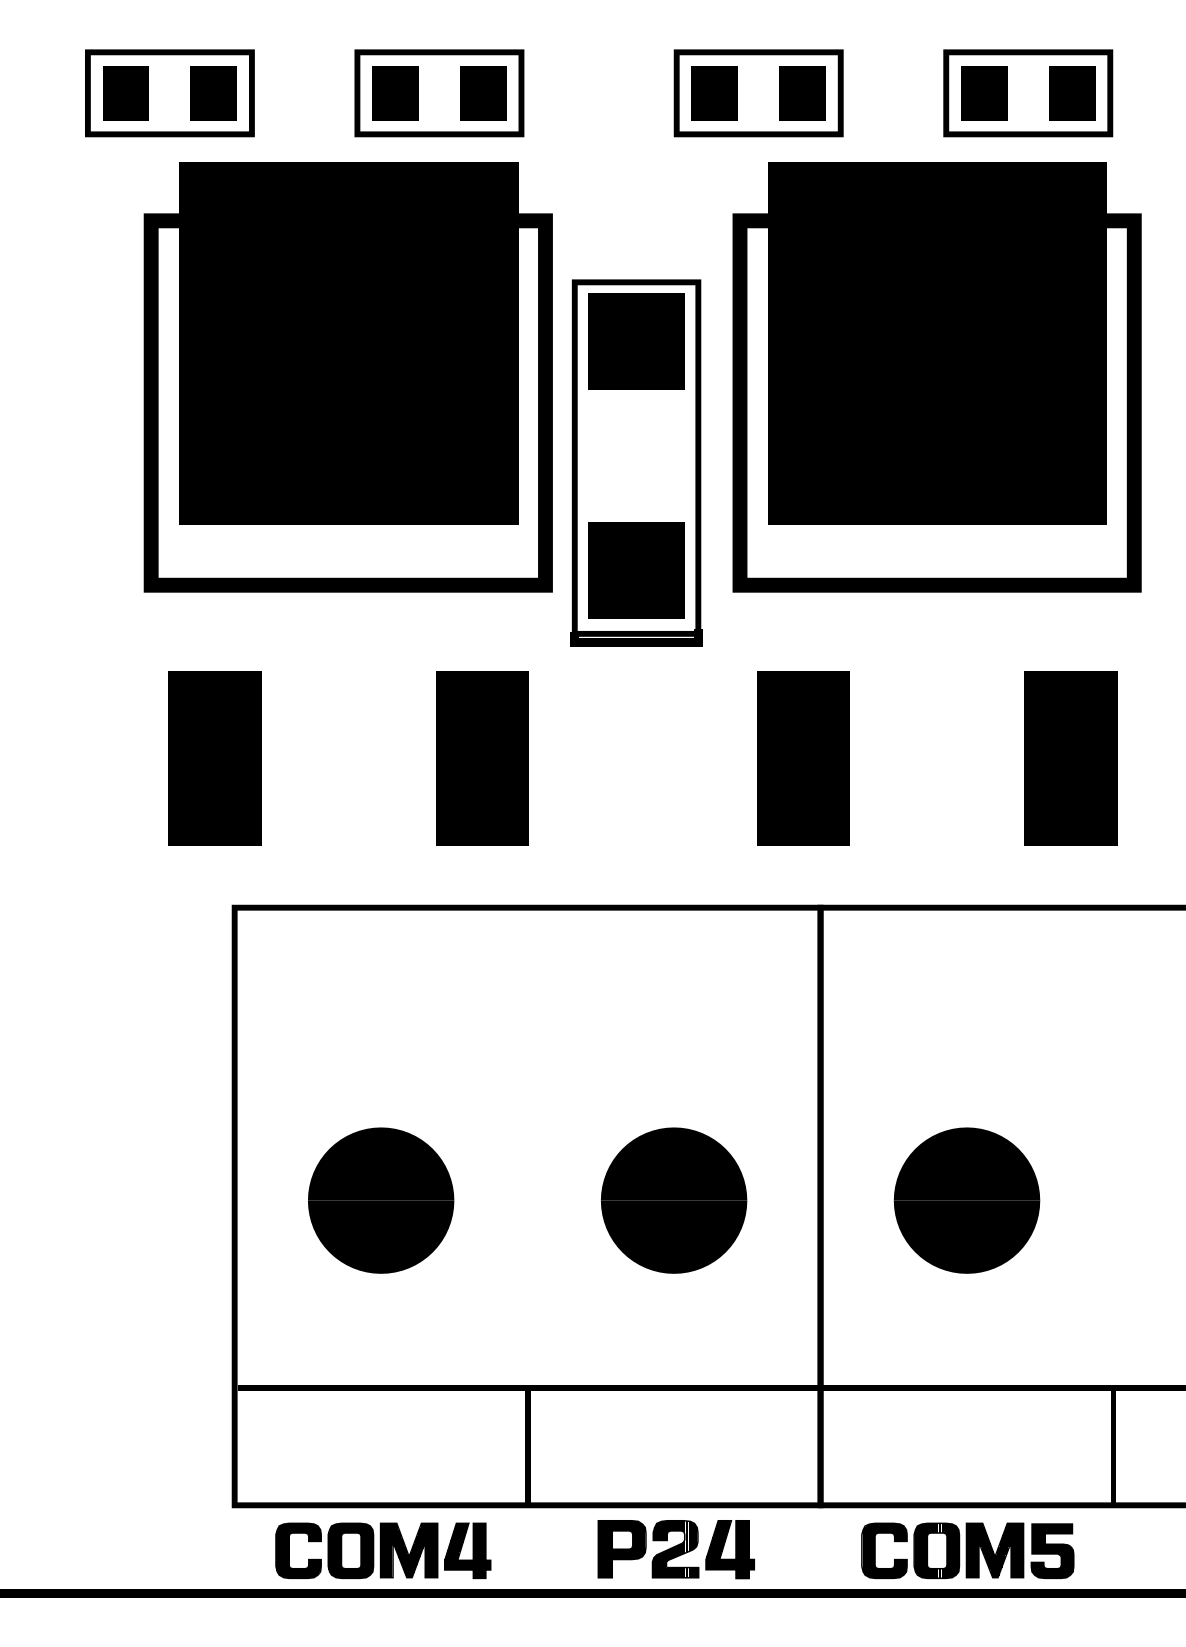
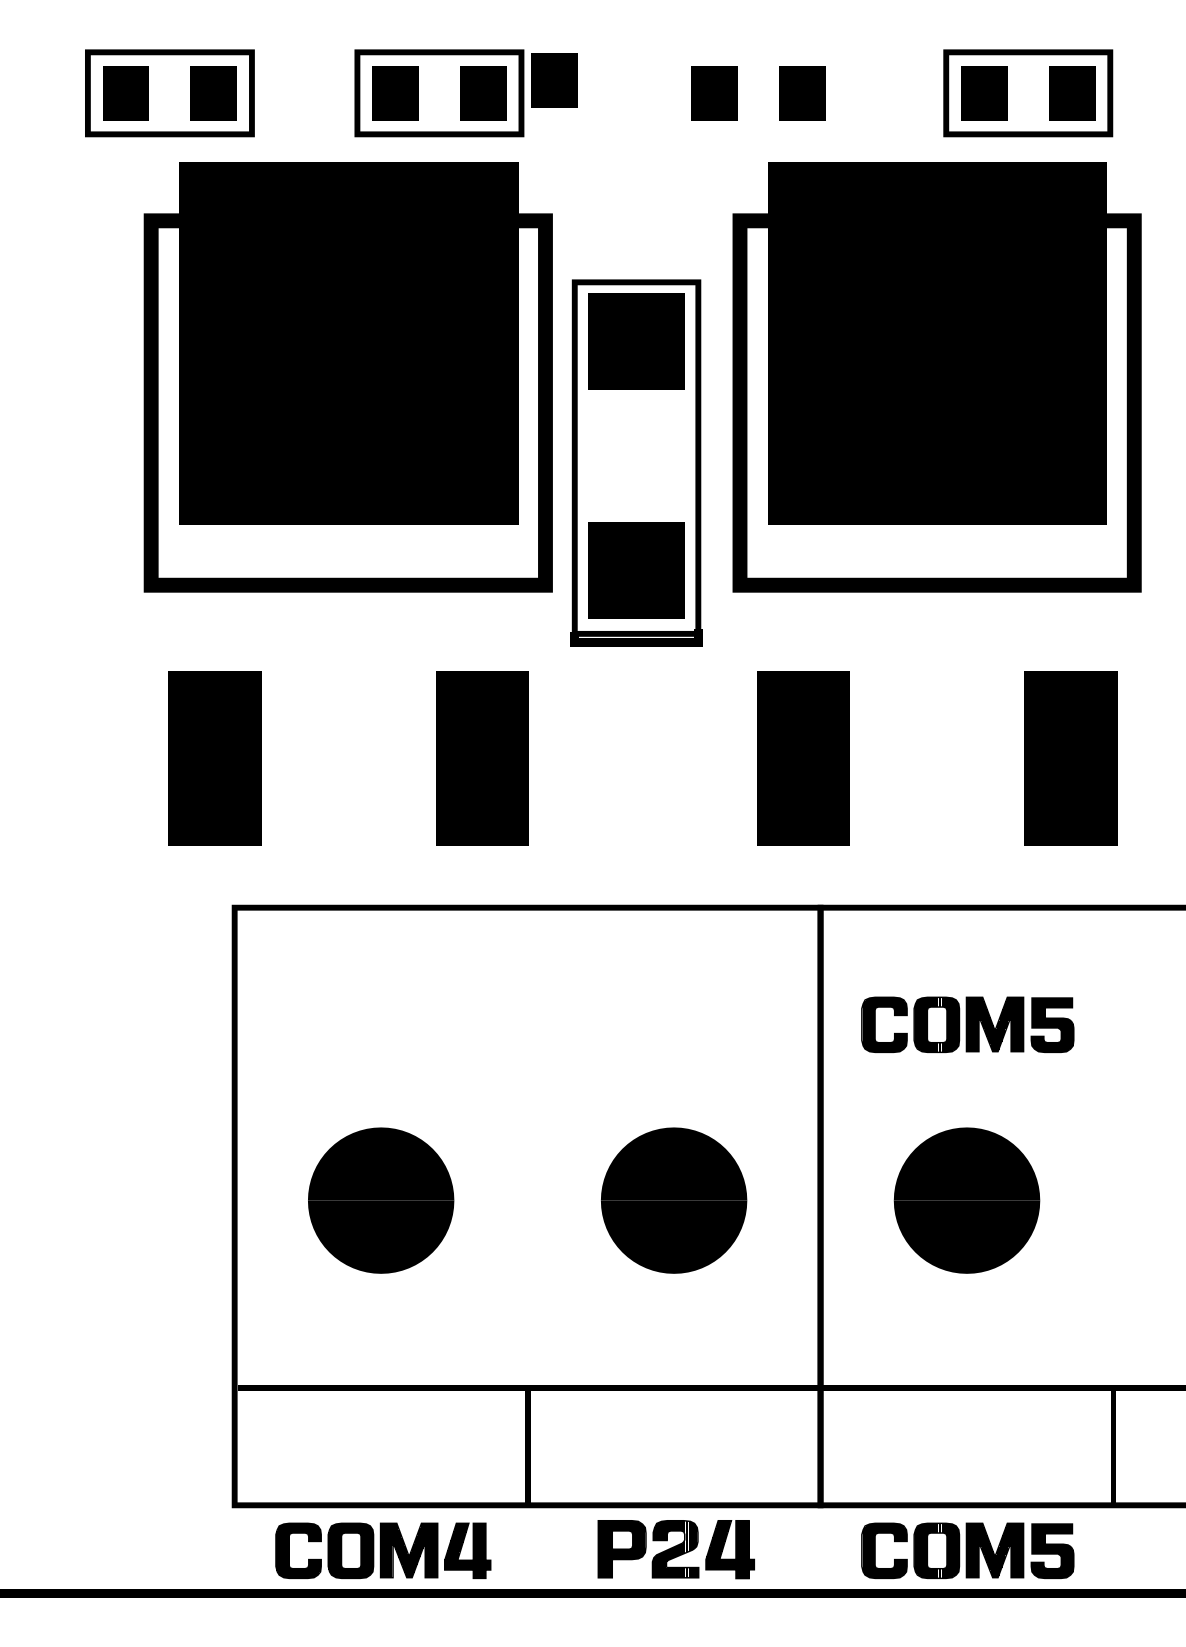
part: none -> present (554, 80)
part: present -> none (758, 93)
part: none -> present (967, 1024)
